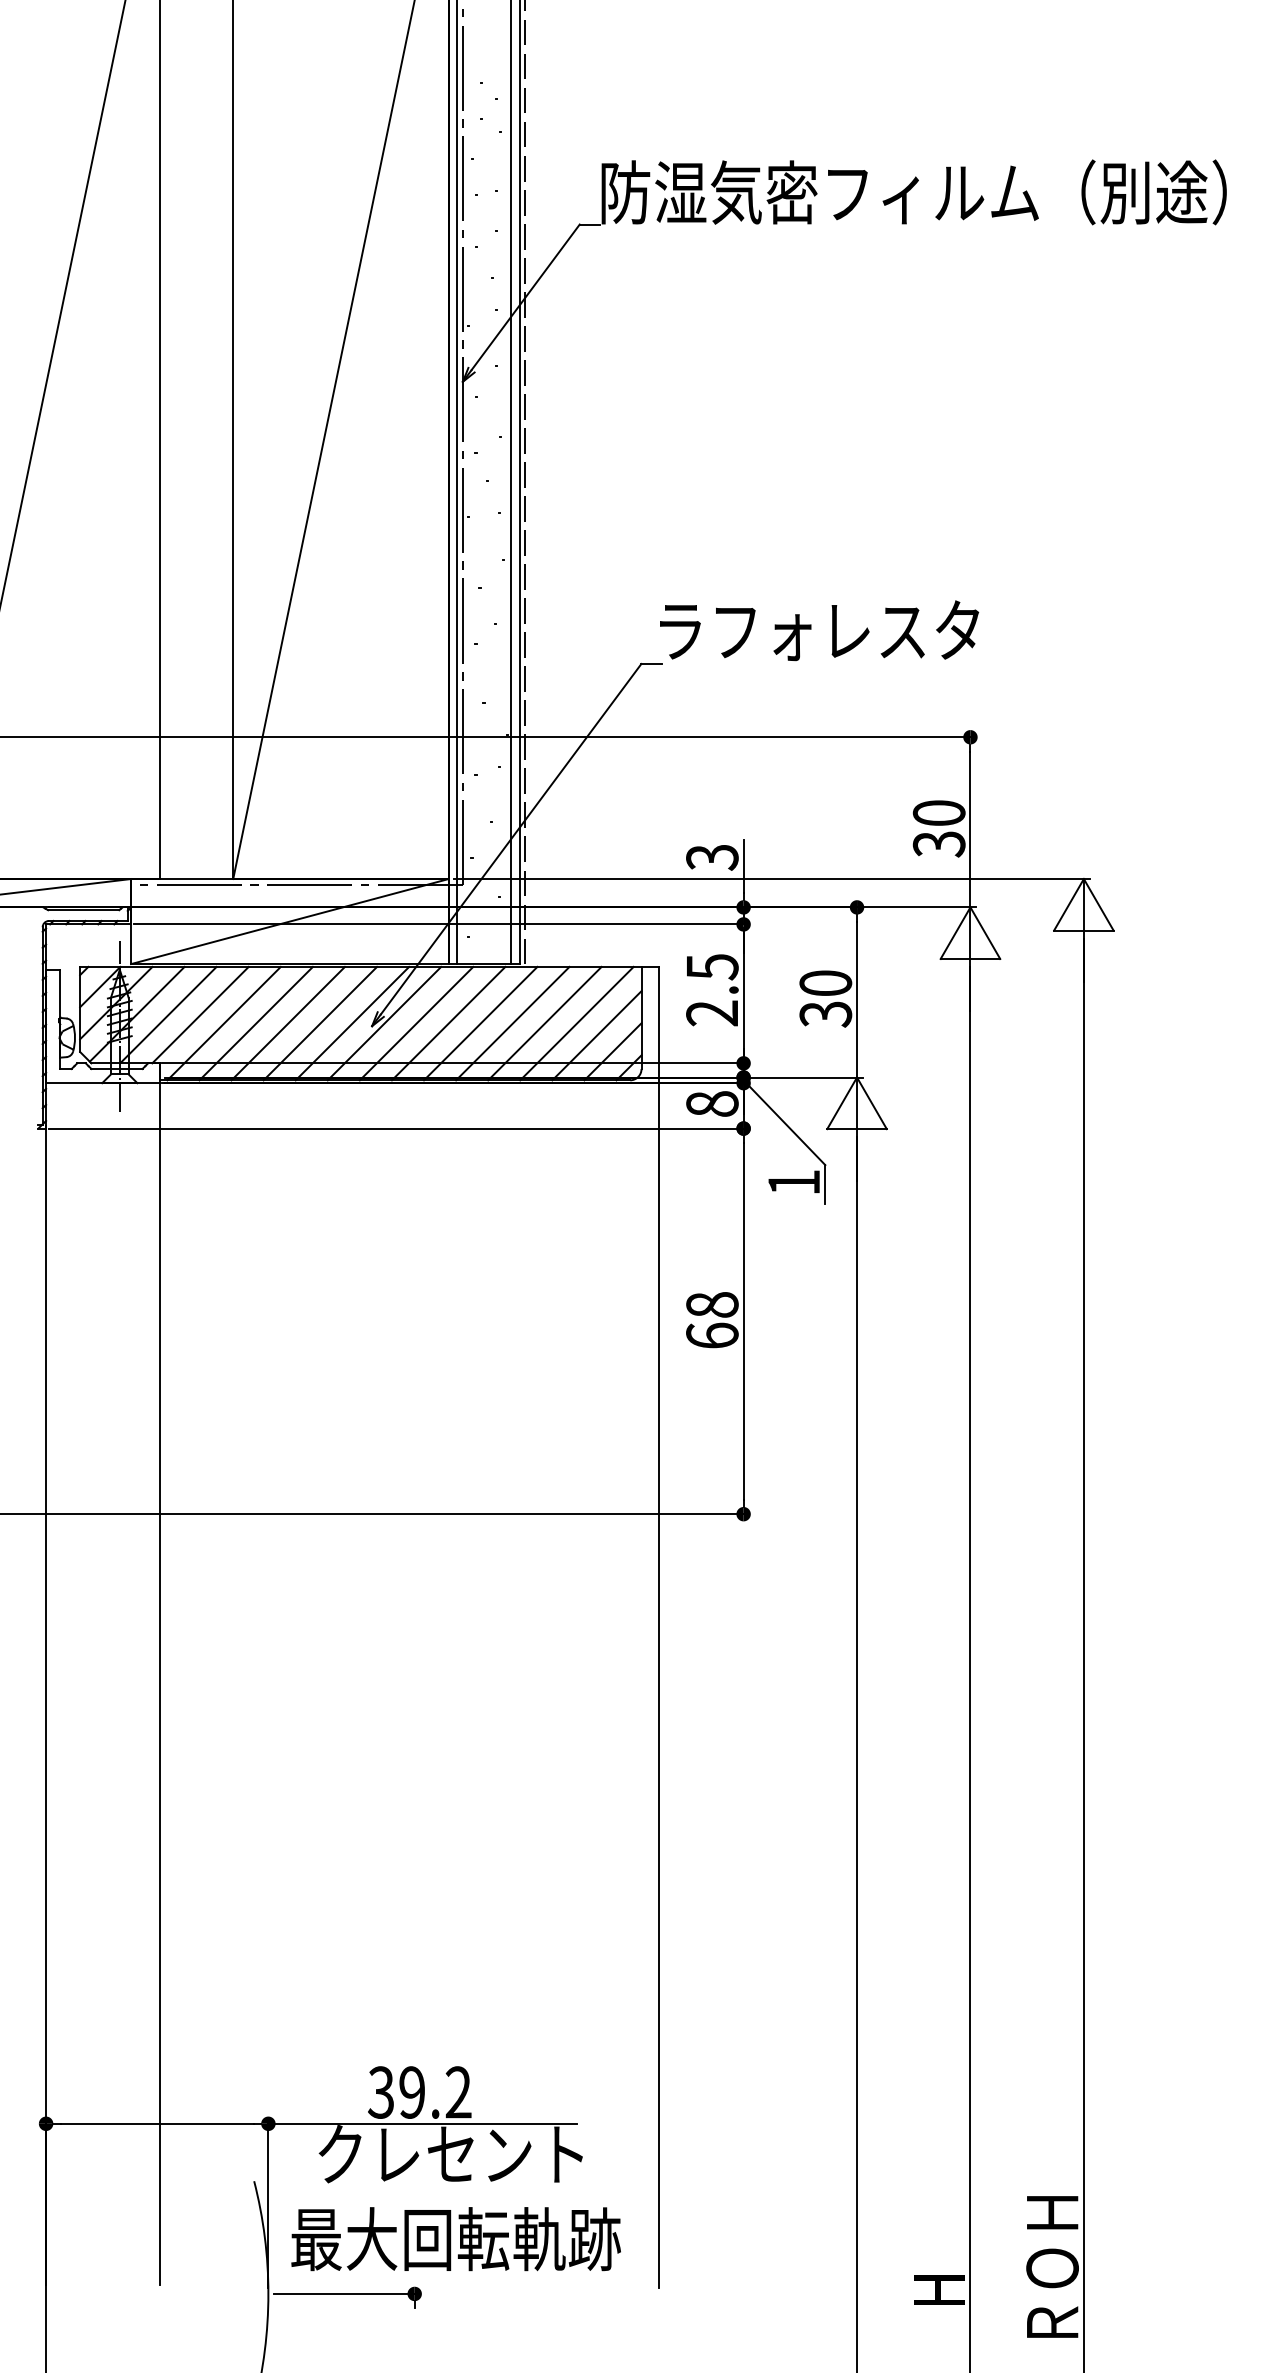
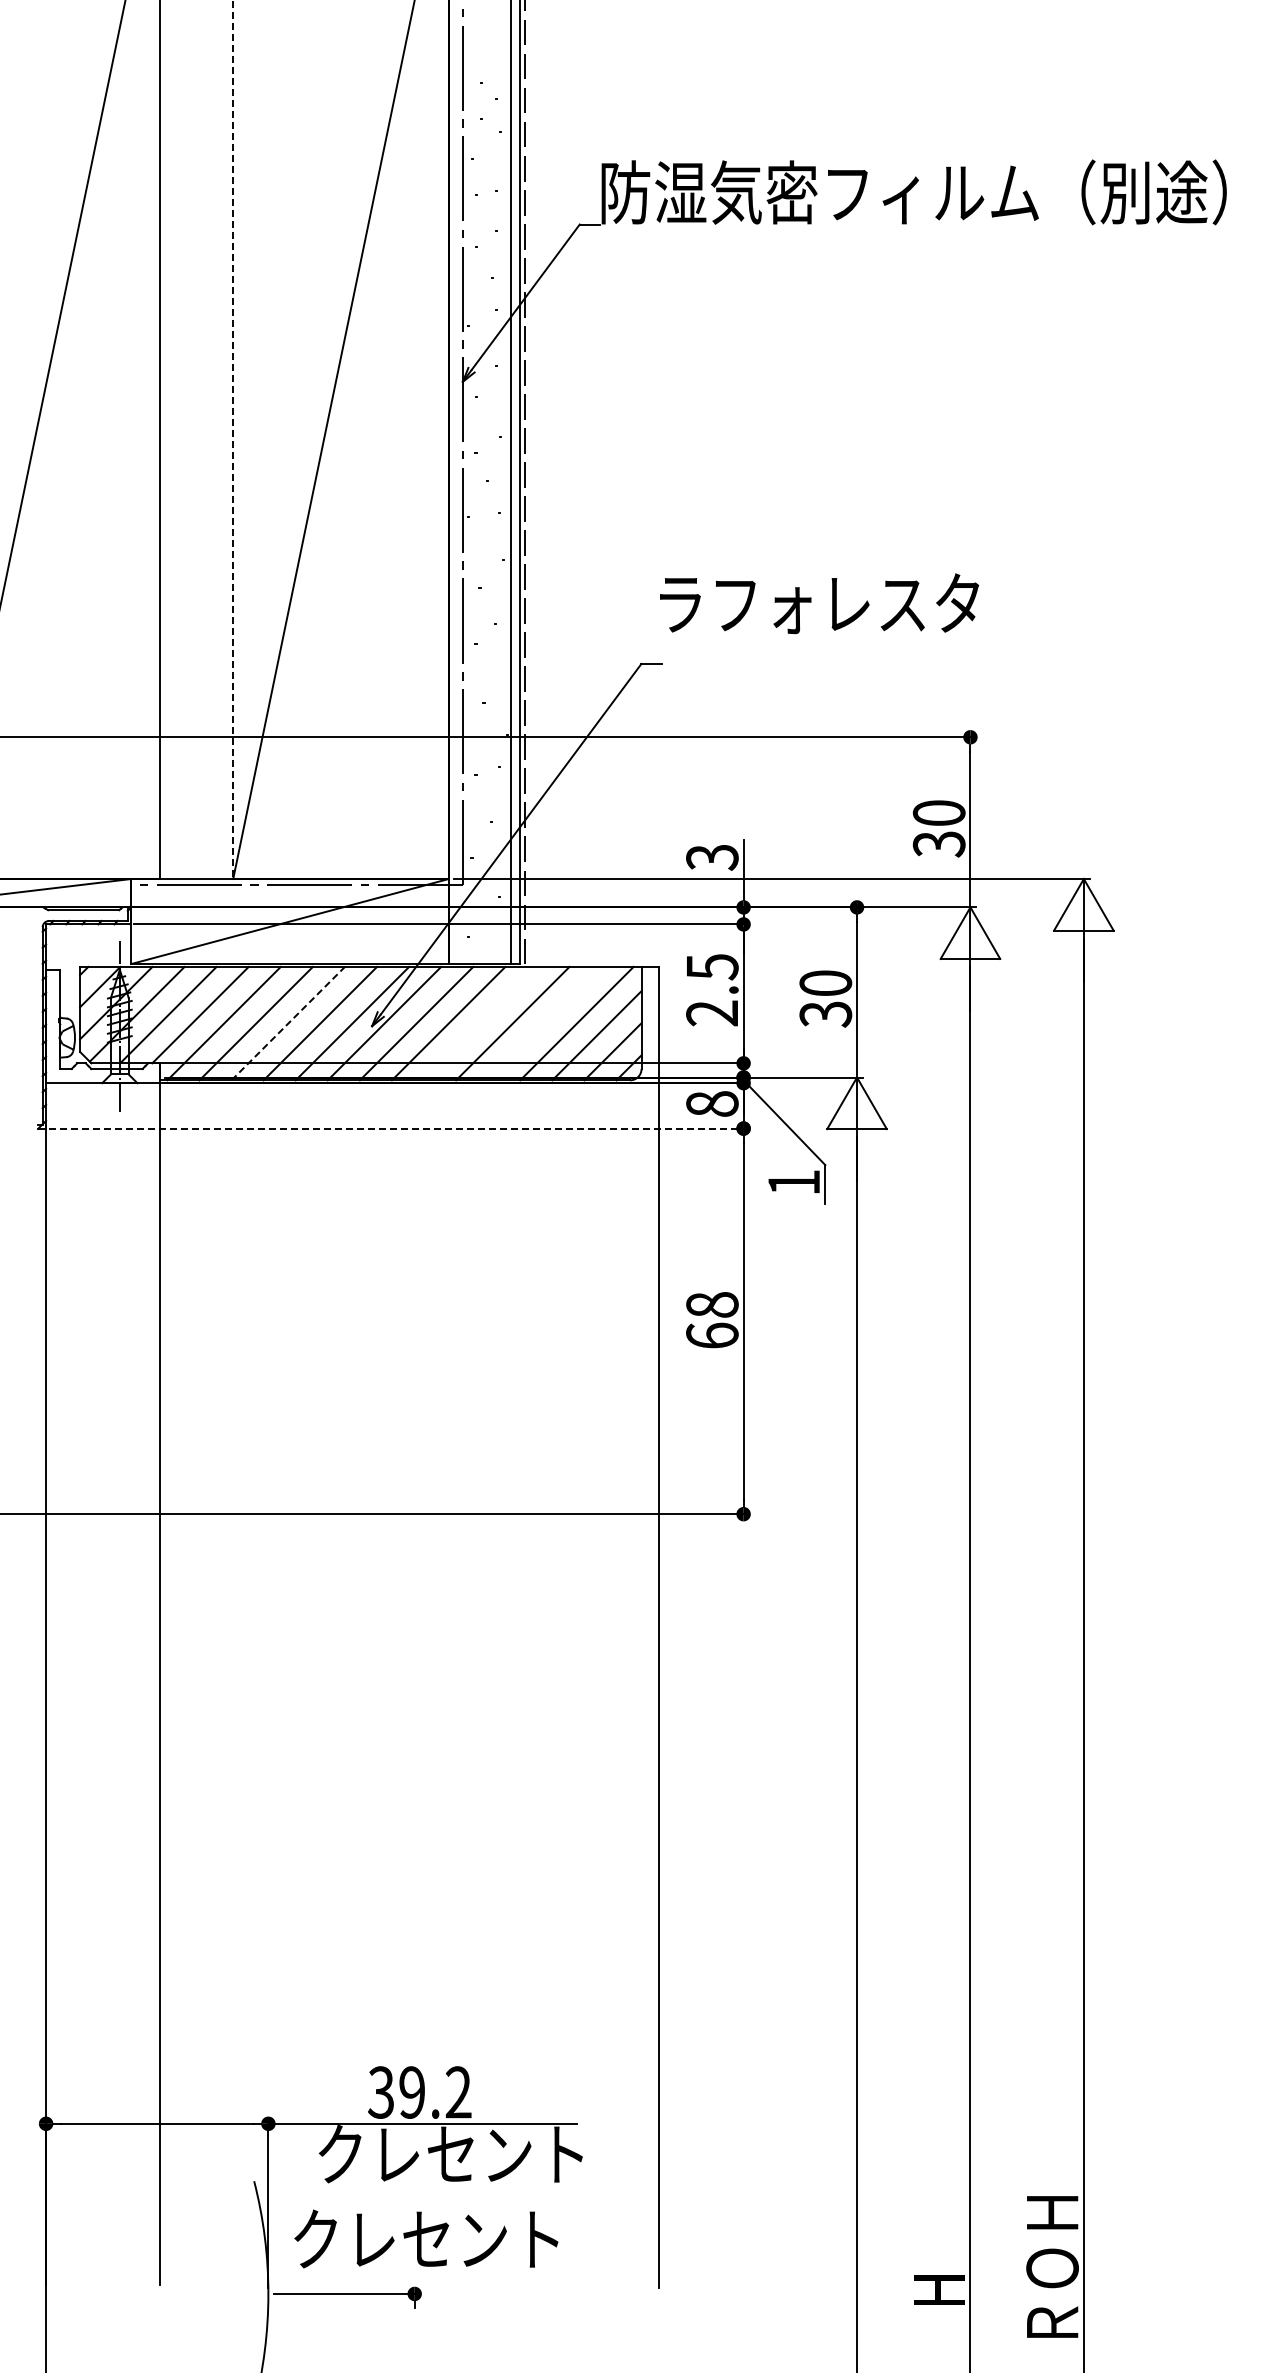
line: solid -> dashed (233, 440)
line: present -> none (457, 483)
text position: (819, 630) -> (819, 603) (819, 603)
line: solid -> dashed (288, 1023)
line: present -> none (480, 1023)
line: present -> none (544, 1023)
line: solid -> dashed (399, 1128)
text: 最大回転軌跡 -> クレセント (455, 2239)
